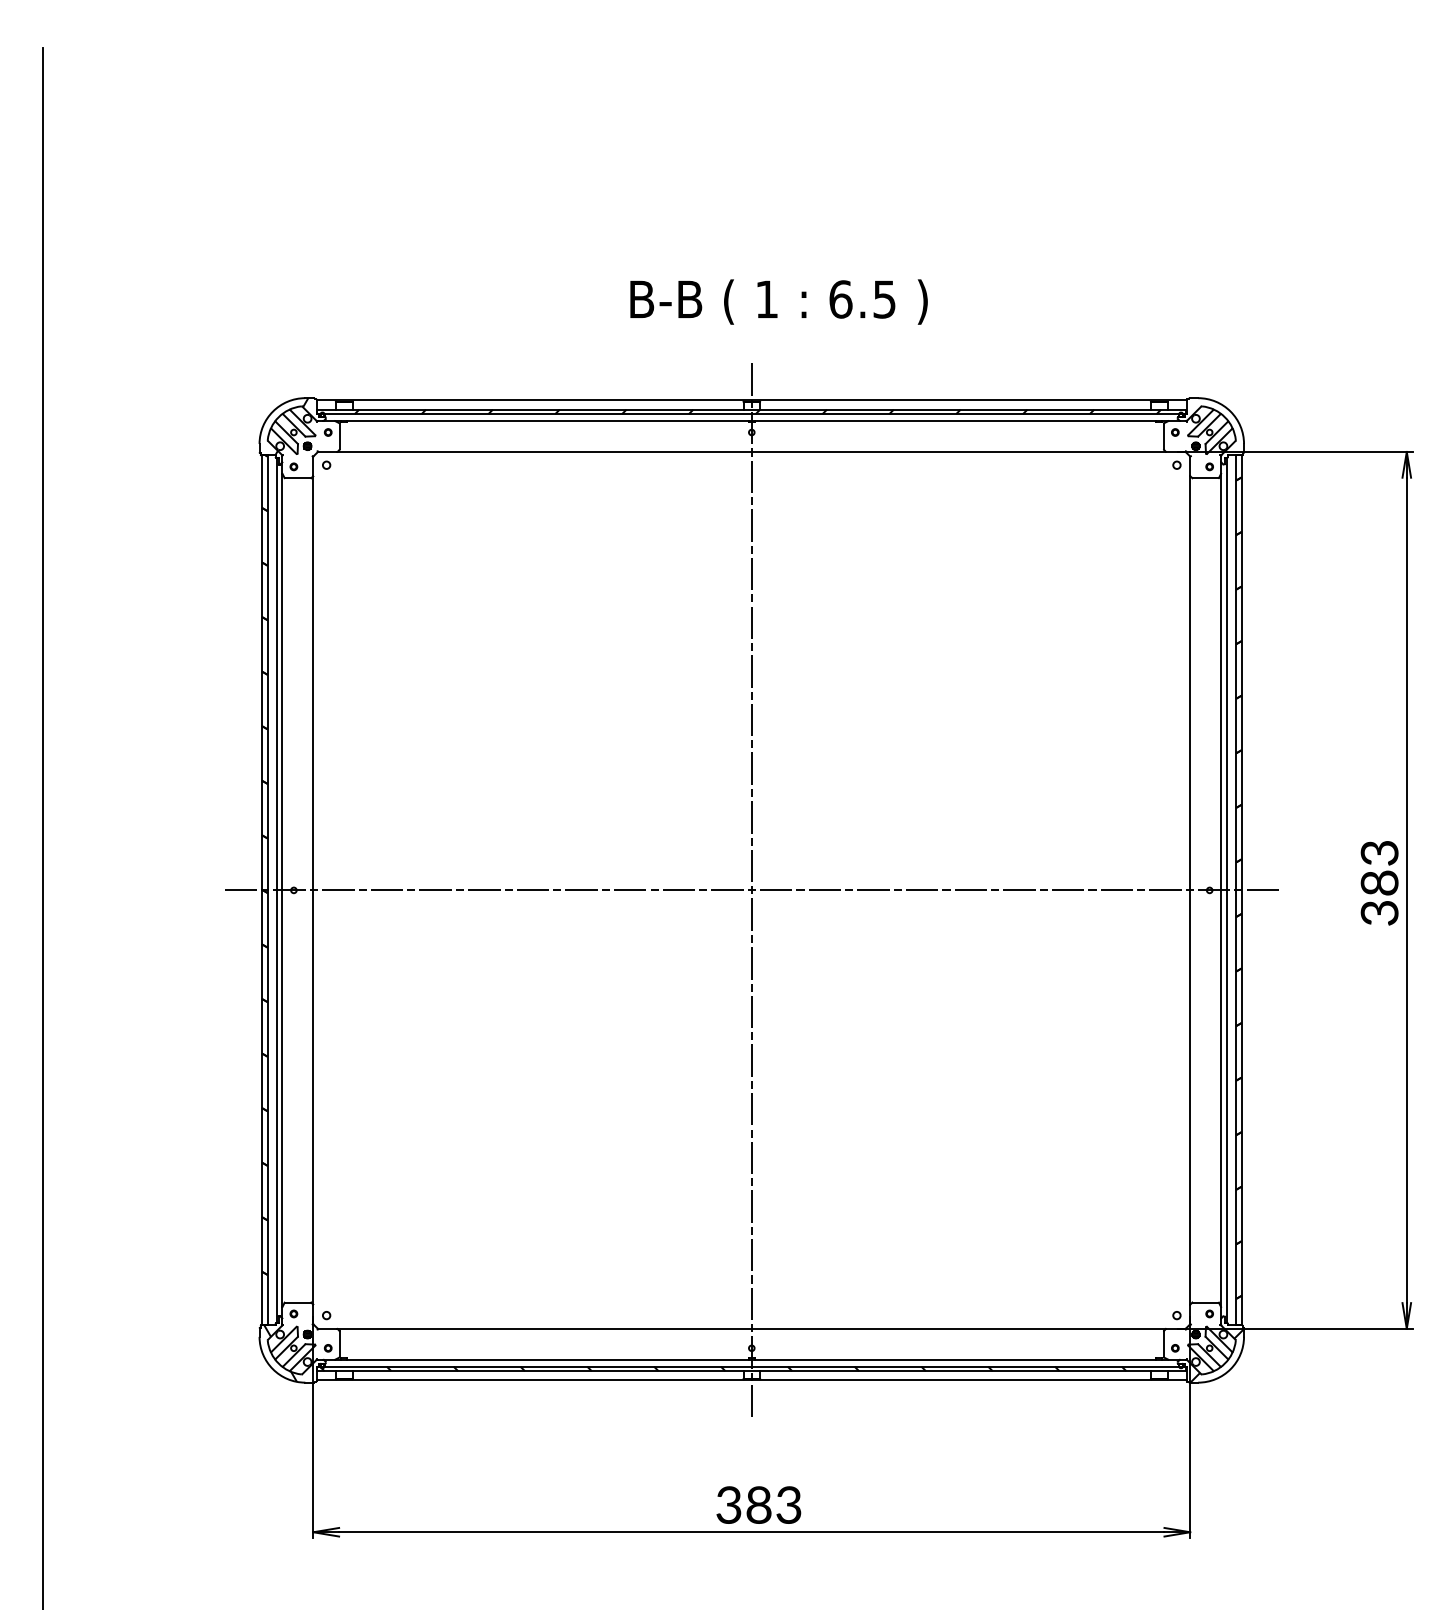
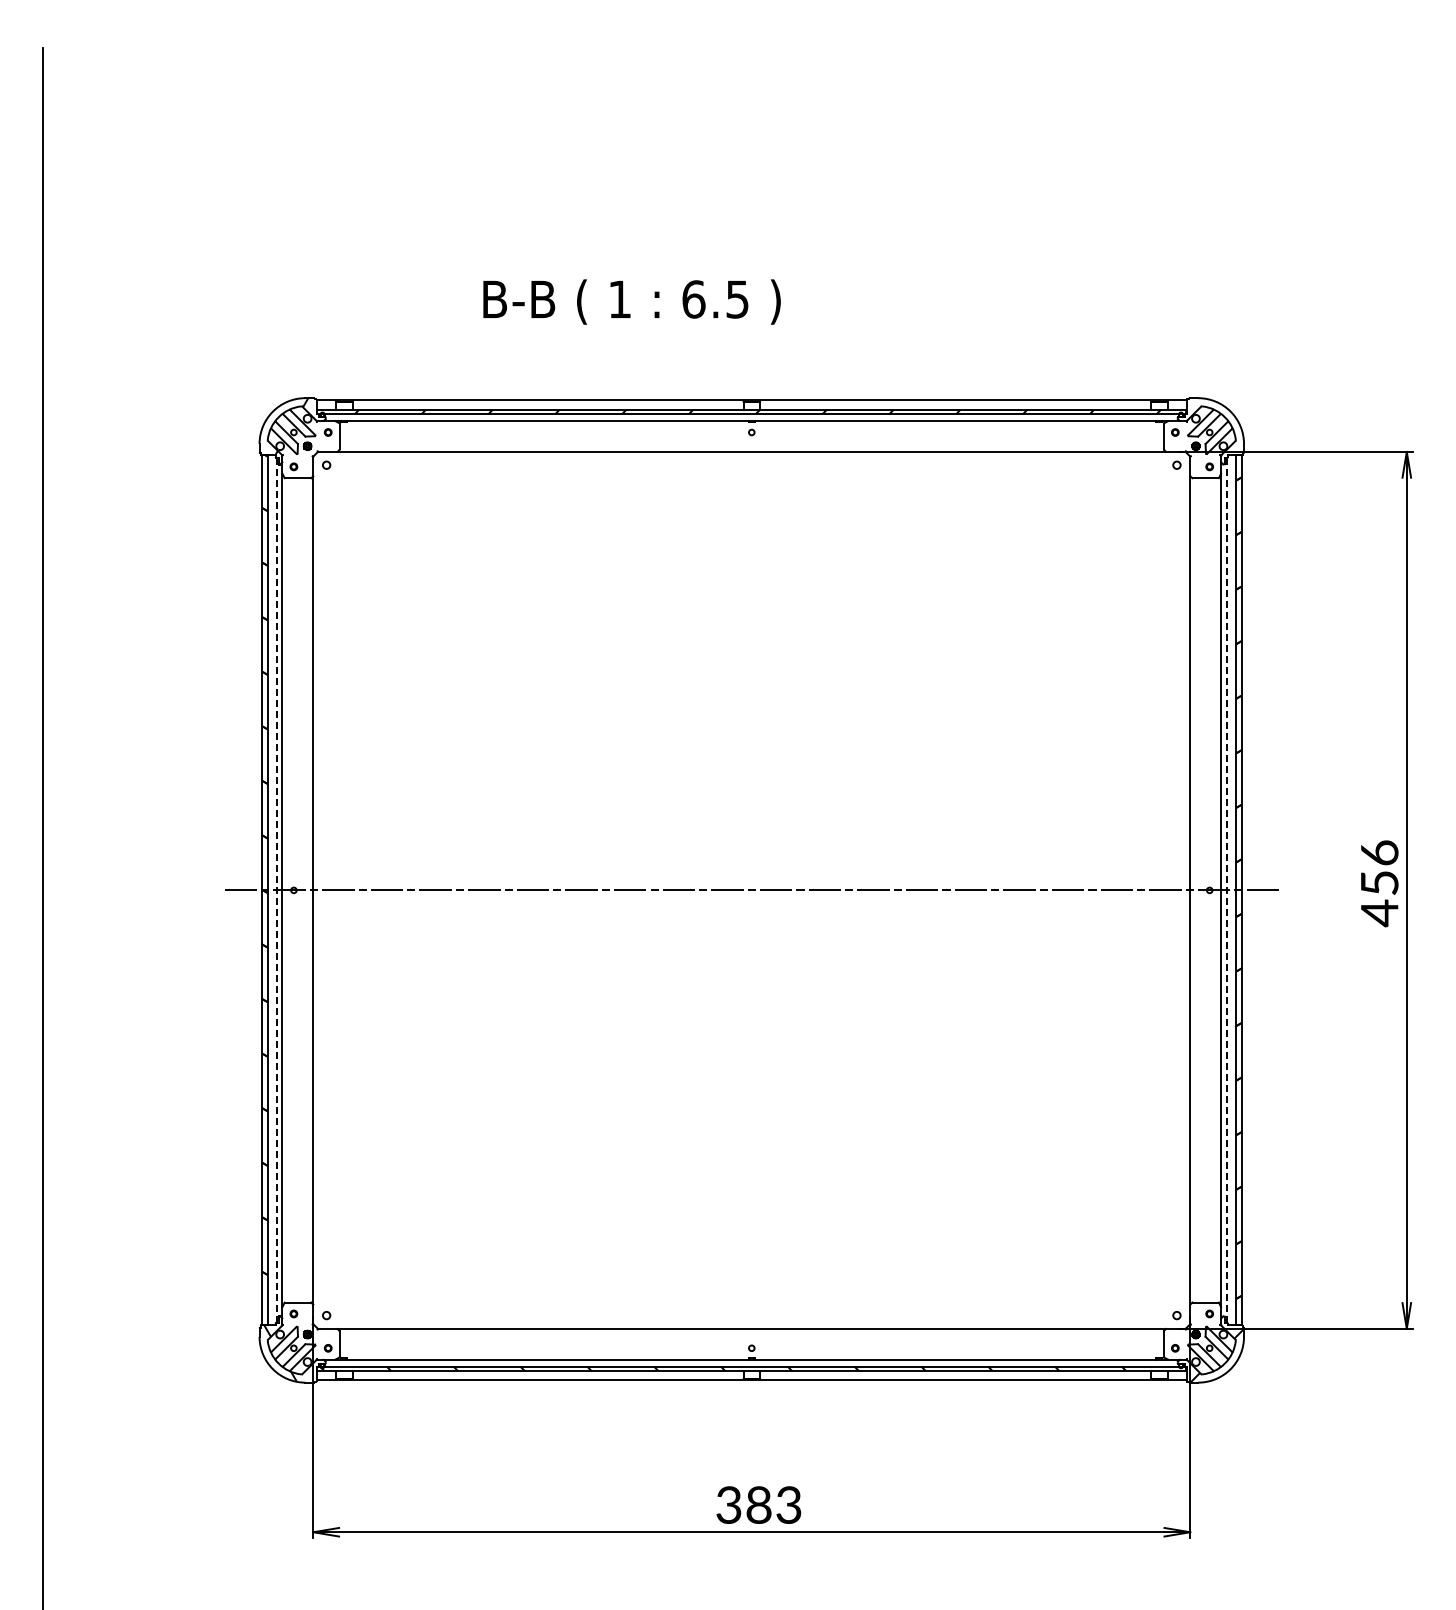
text position: (778, 301) -> (631, 301) (631, 301)
text: 383 -> 456 (1379, 883)
line: solid -> dashed (276, 890)
line: present -> none (751, 890)
line: solid -> dashed (1226, 890)
